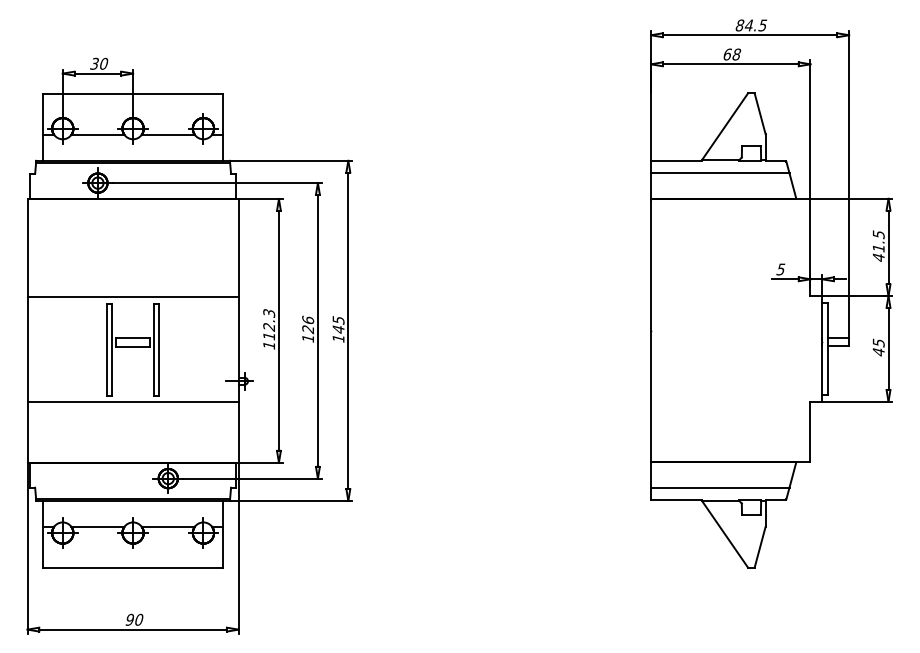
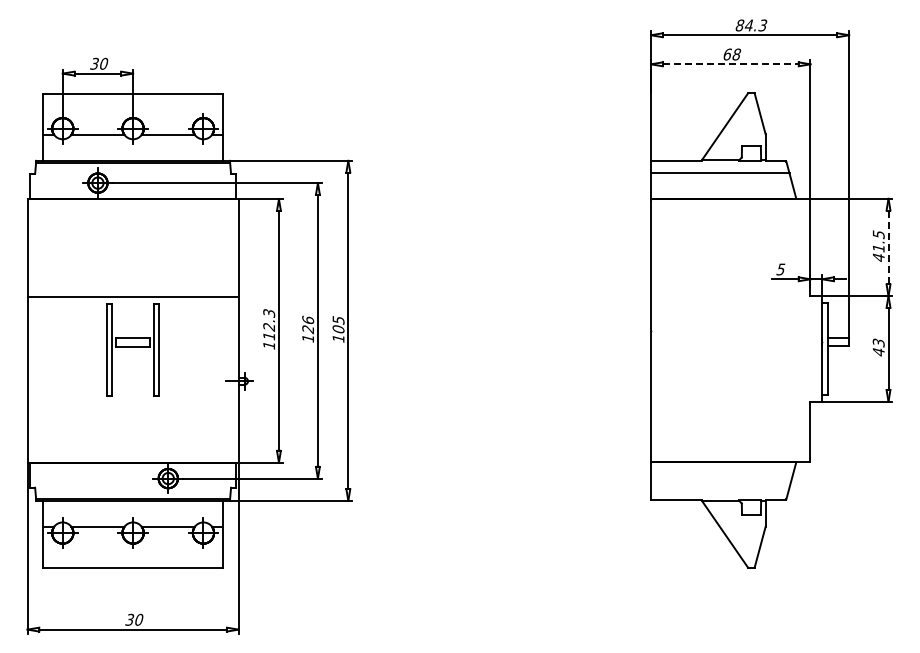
text: 84.5 -> 84.3 (763, 24)
line: solid -> dashed (731, 64)
line: solid -> dashed (888, 247)
text: 145 -> 105 (338, 329)
text: 45 -> 43 (877, 341)
line: present -> none (132, 402)
line: present -> none (720, 487)
text: 90 -> 30 (129, 619)
